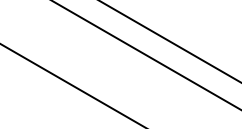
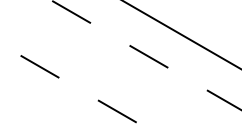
line position: (170, 41) -> (181, 34) (181, 34)
line: solid -> dashed (146, 55)
line: solid -> dashed (73, 86)
